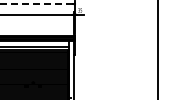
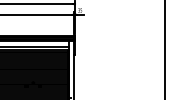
line: dashed -> solid (37, 4)
line position: (157, 49) -> (164, 49) (164, 49)
